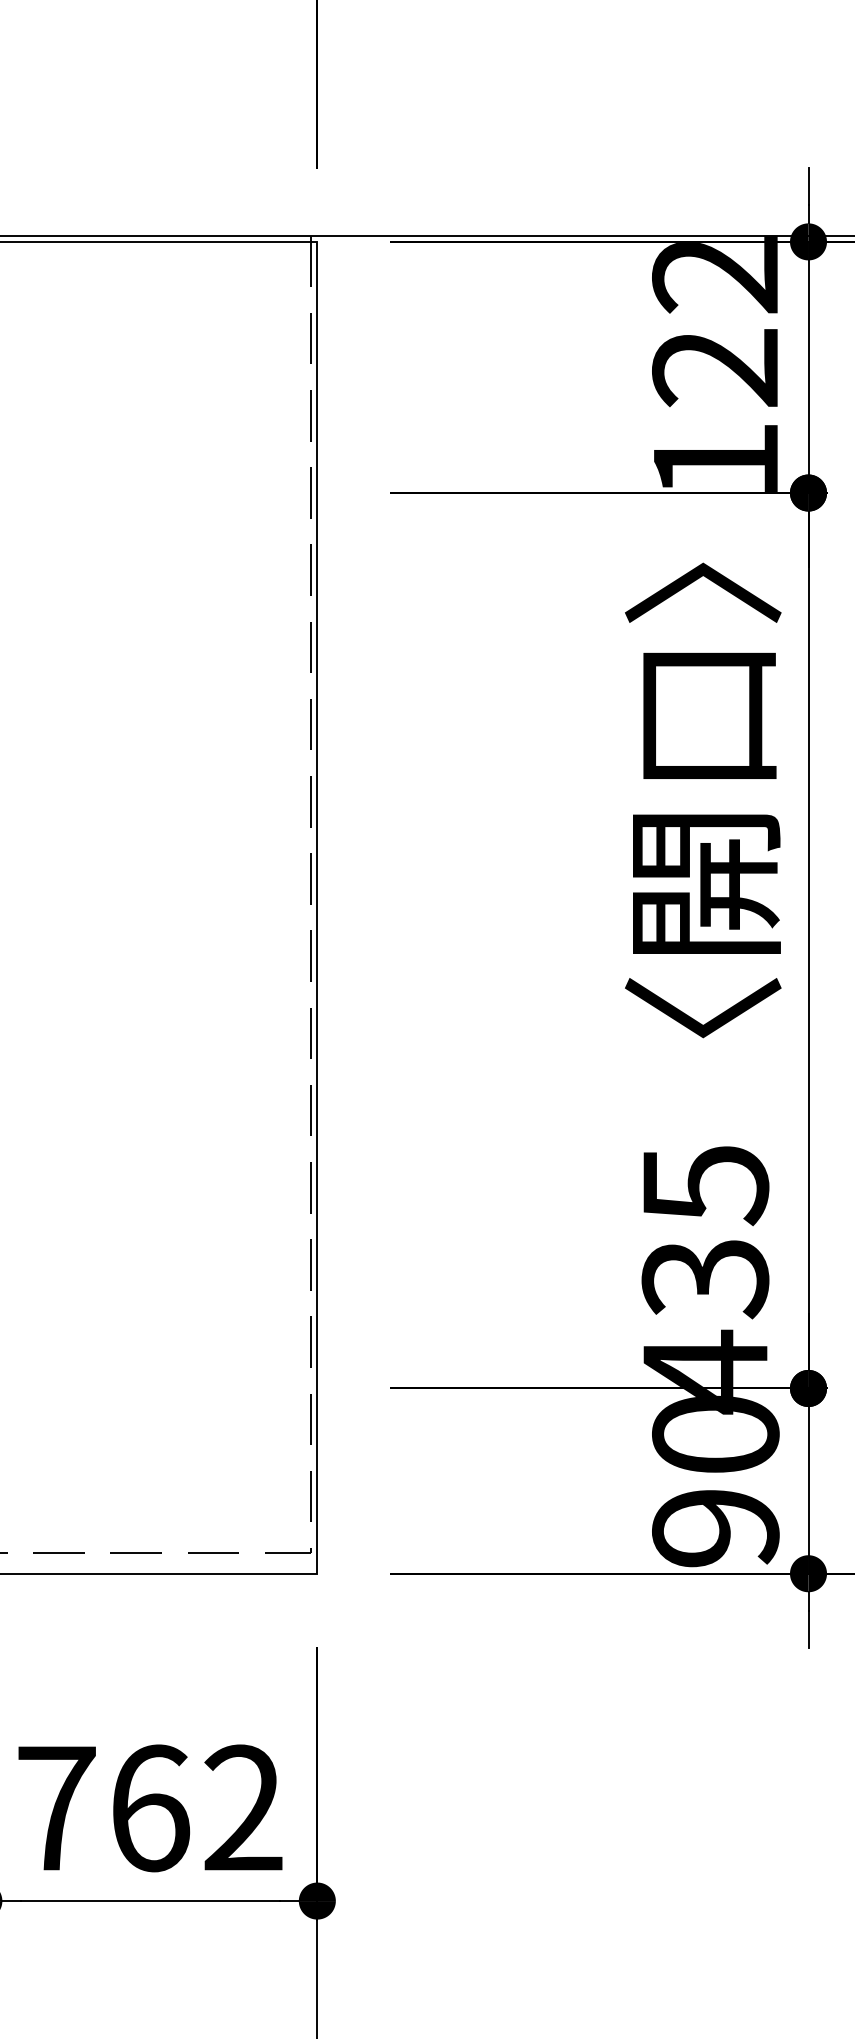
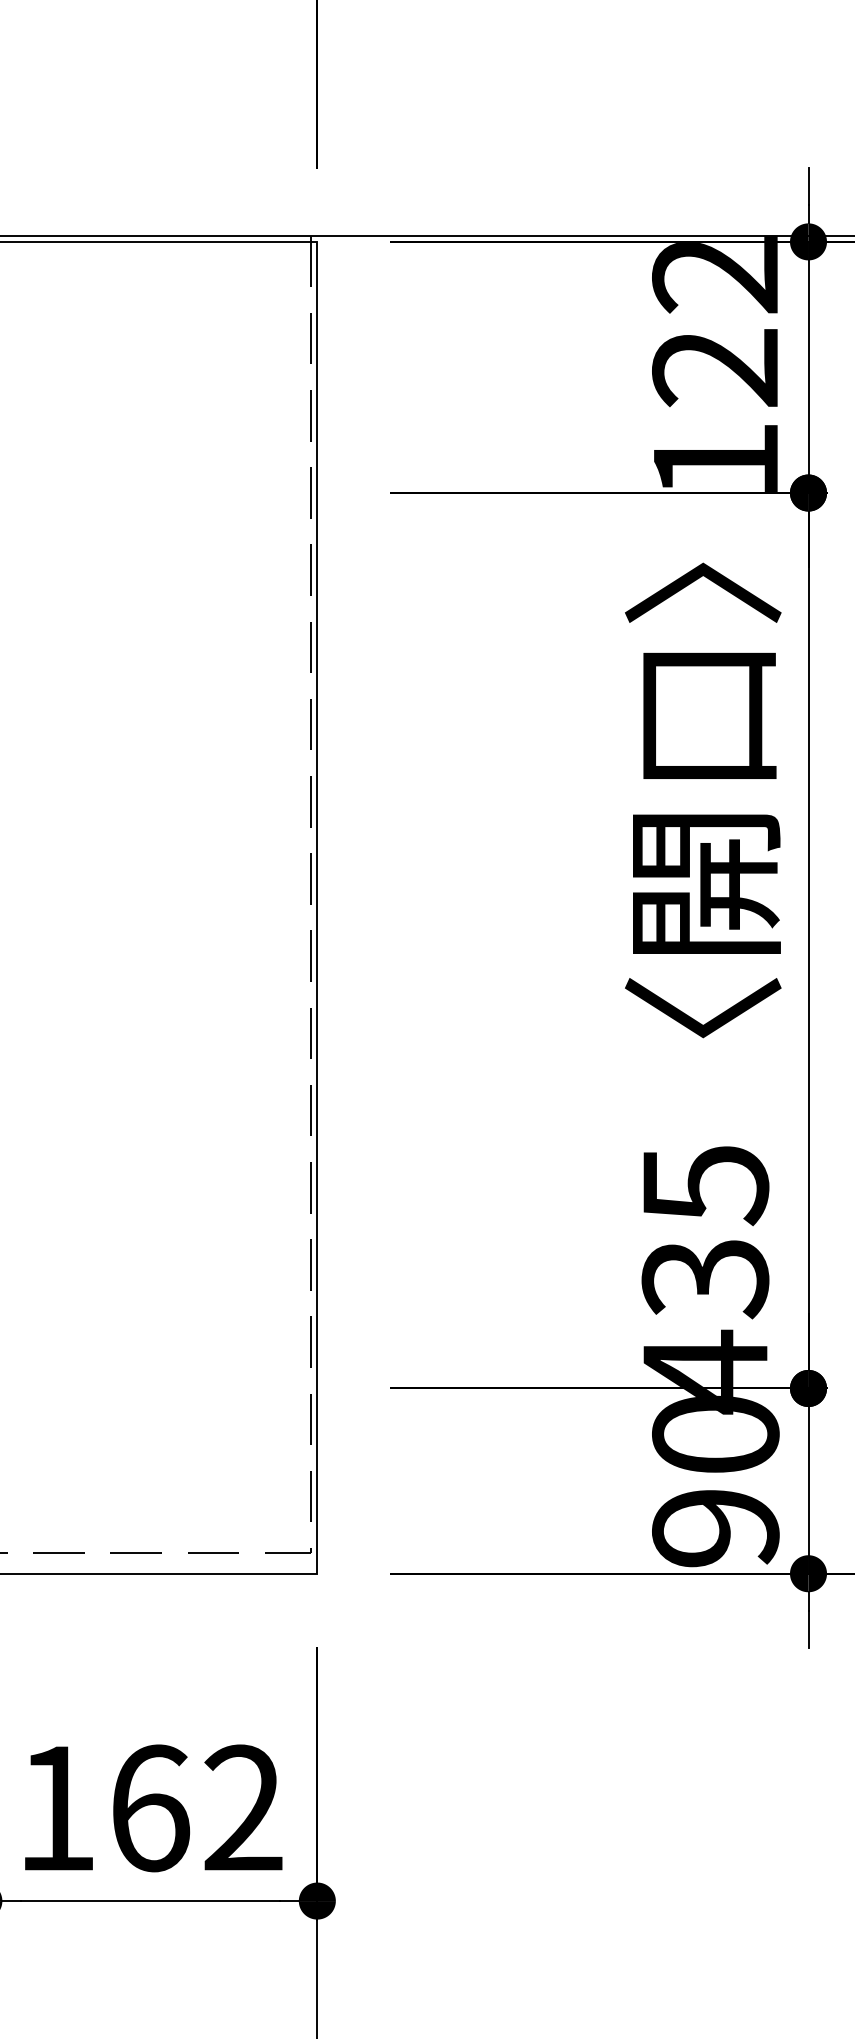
text: 762 -> 162 (56, 1808)
